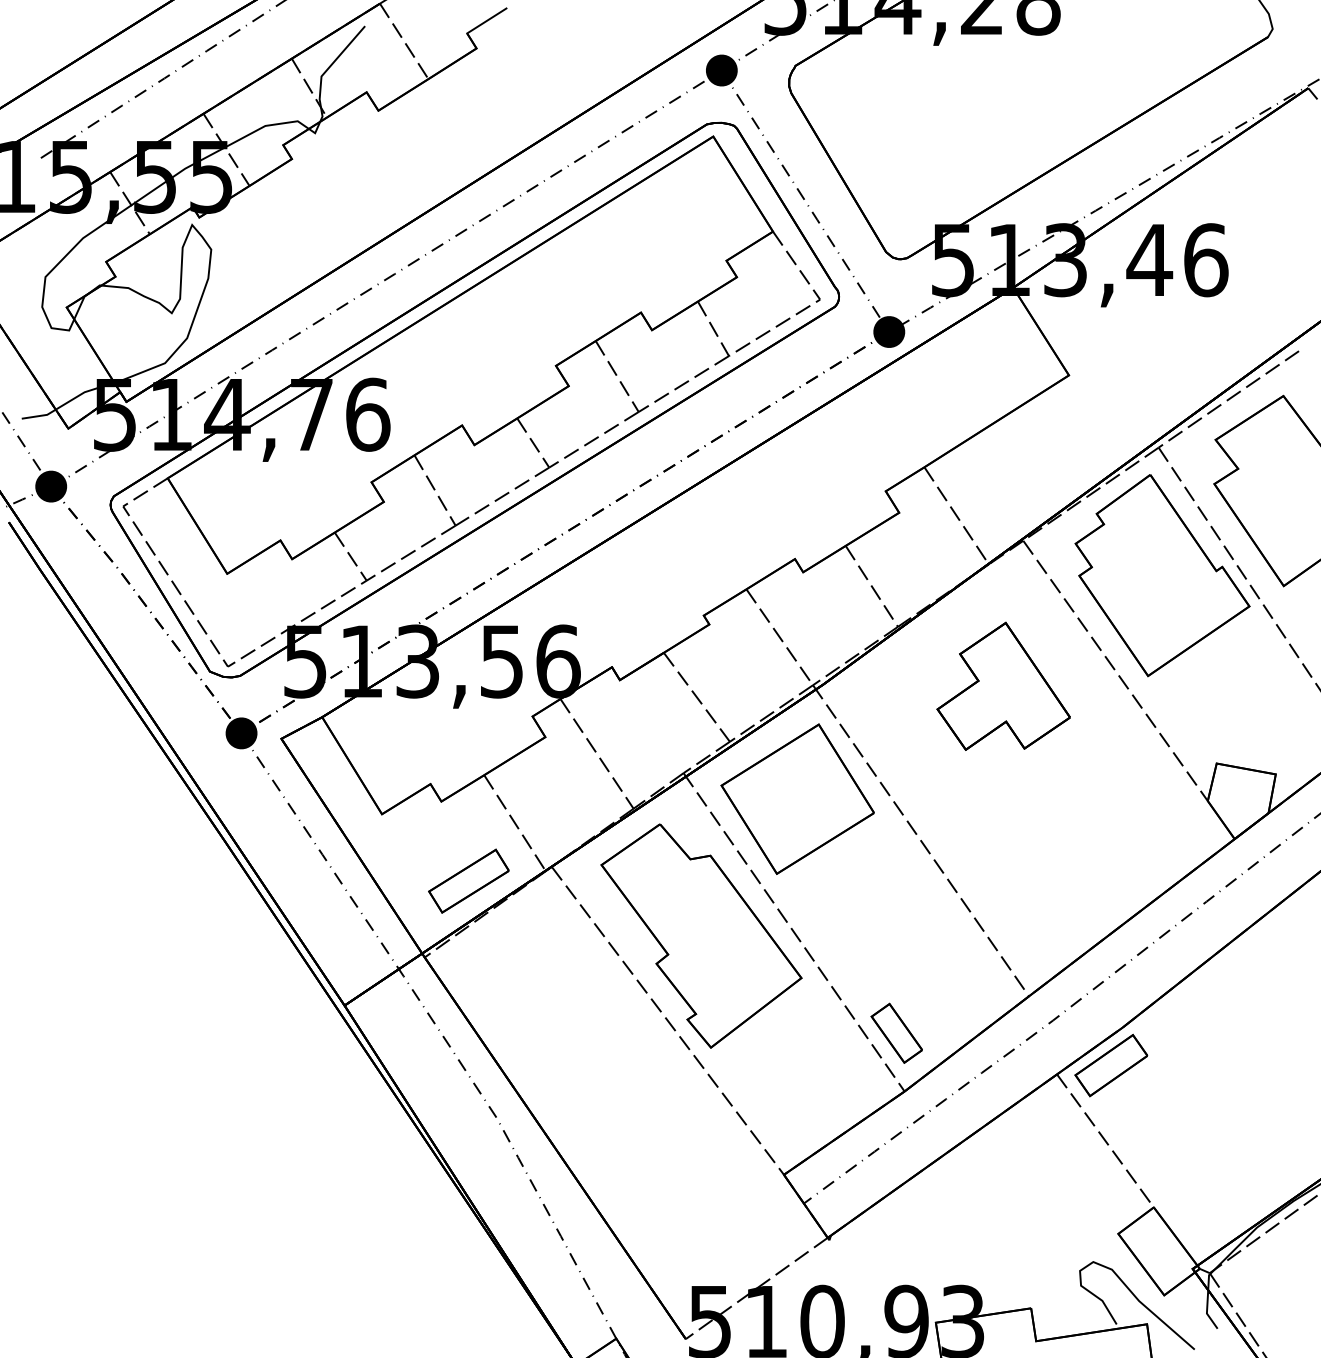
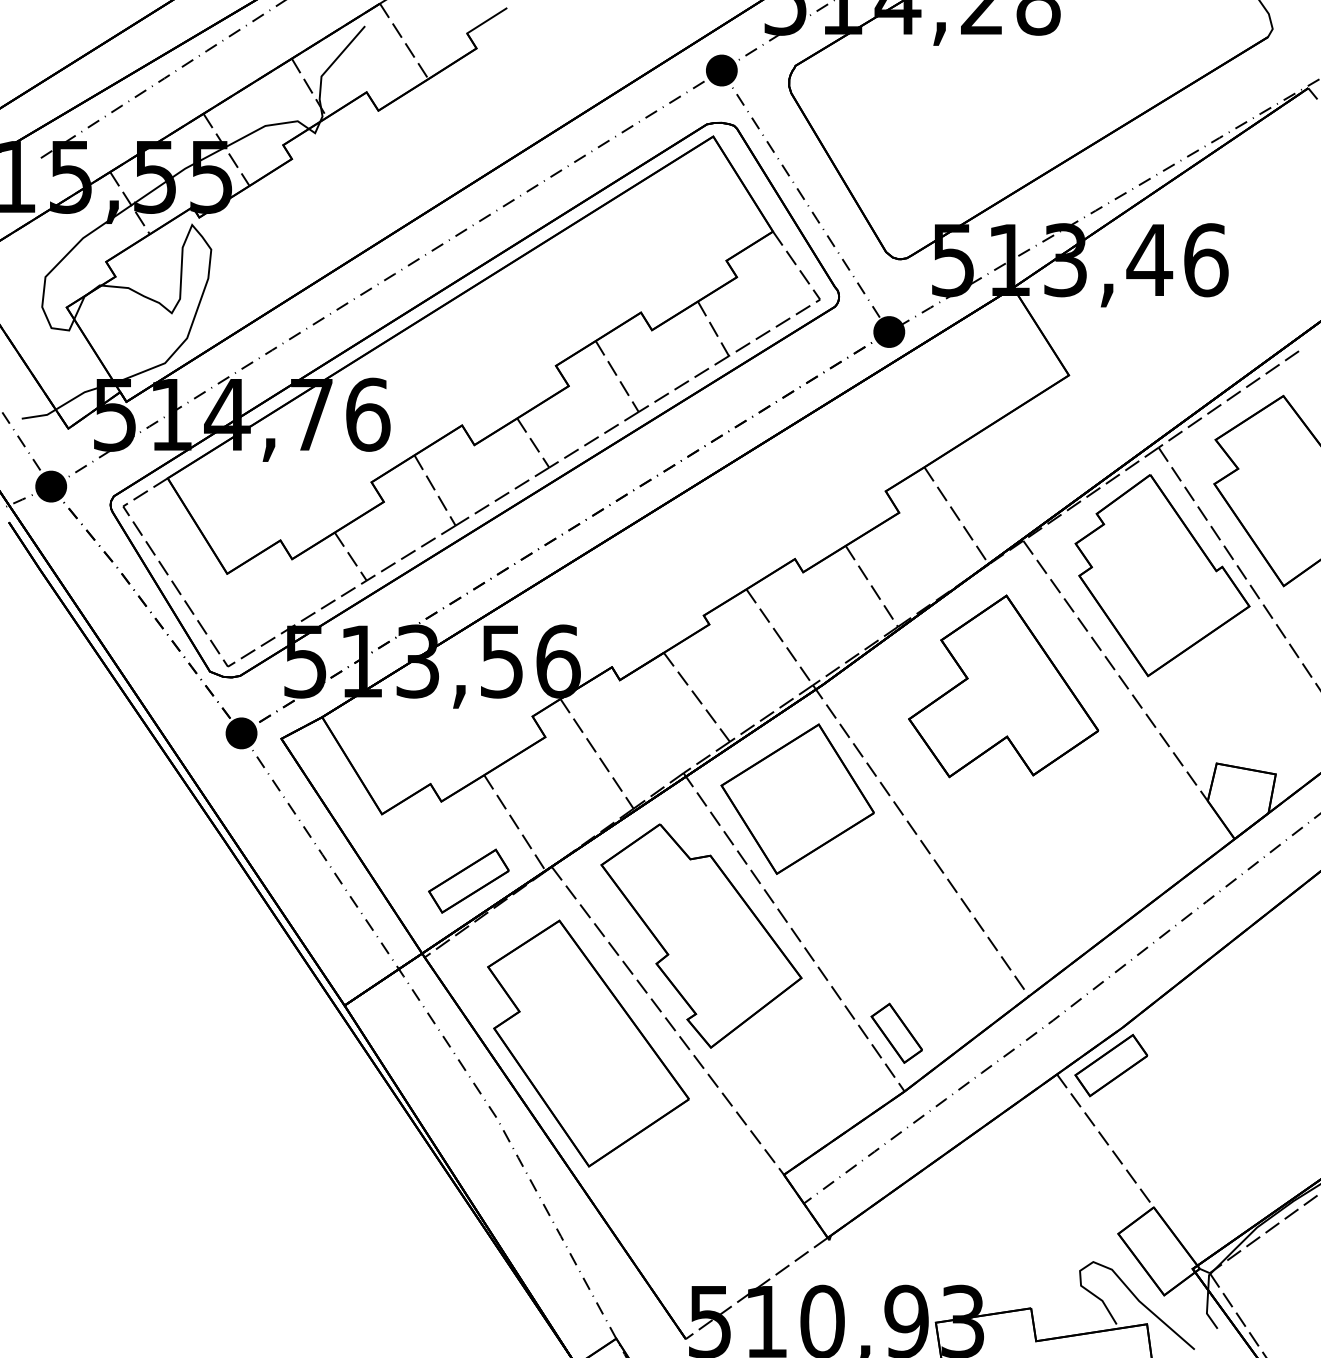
part size: 135x130 px -> 192x185 px (1003, 686)
part: none -> present (588, 1043)
